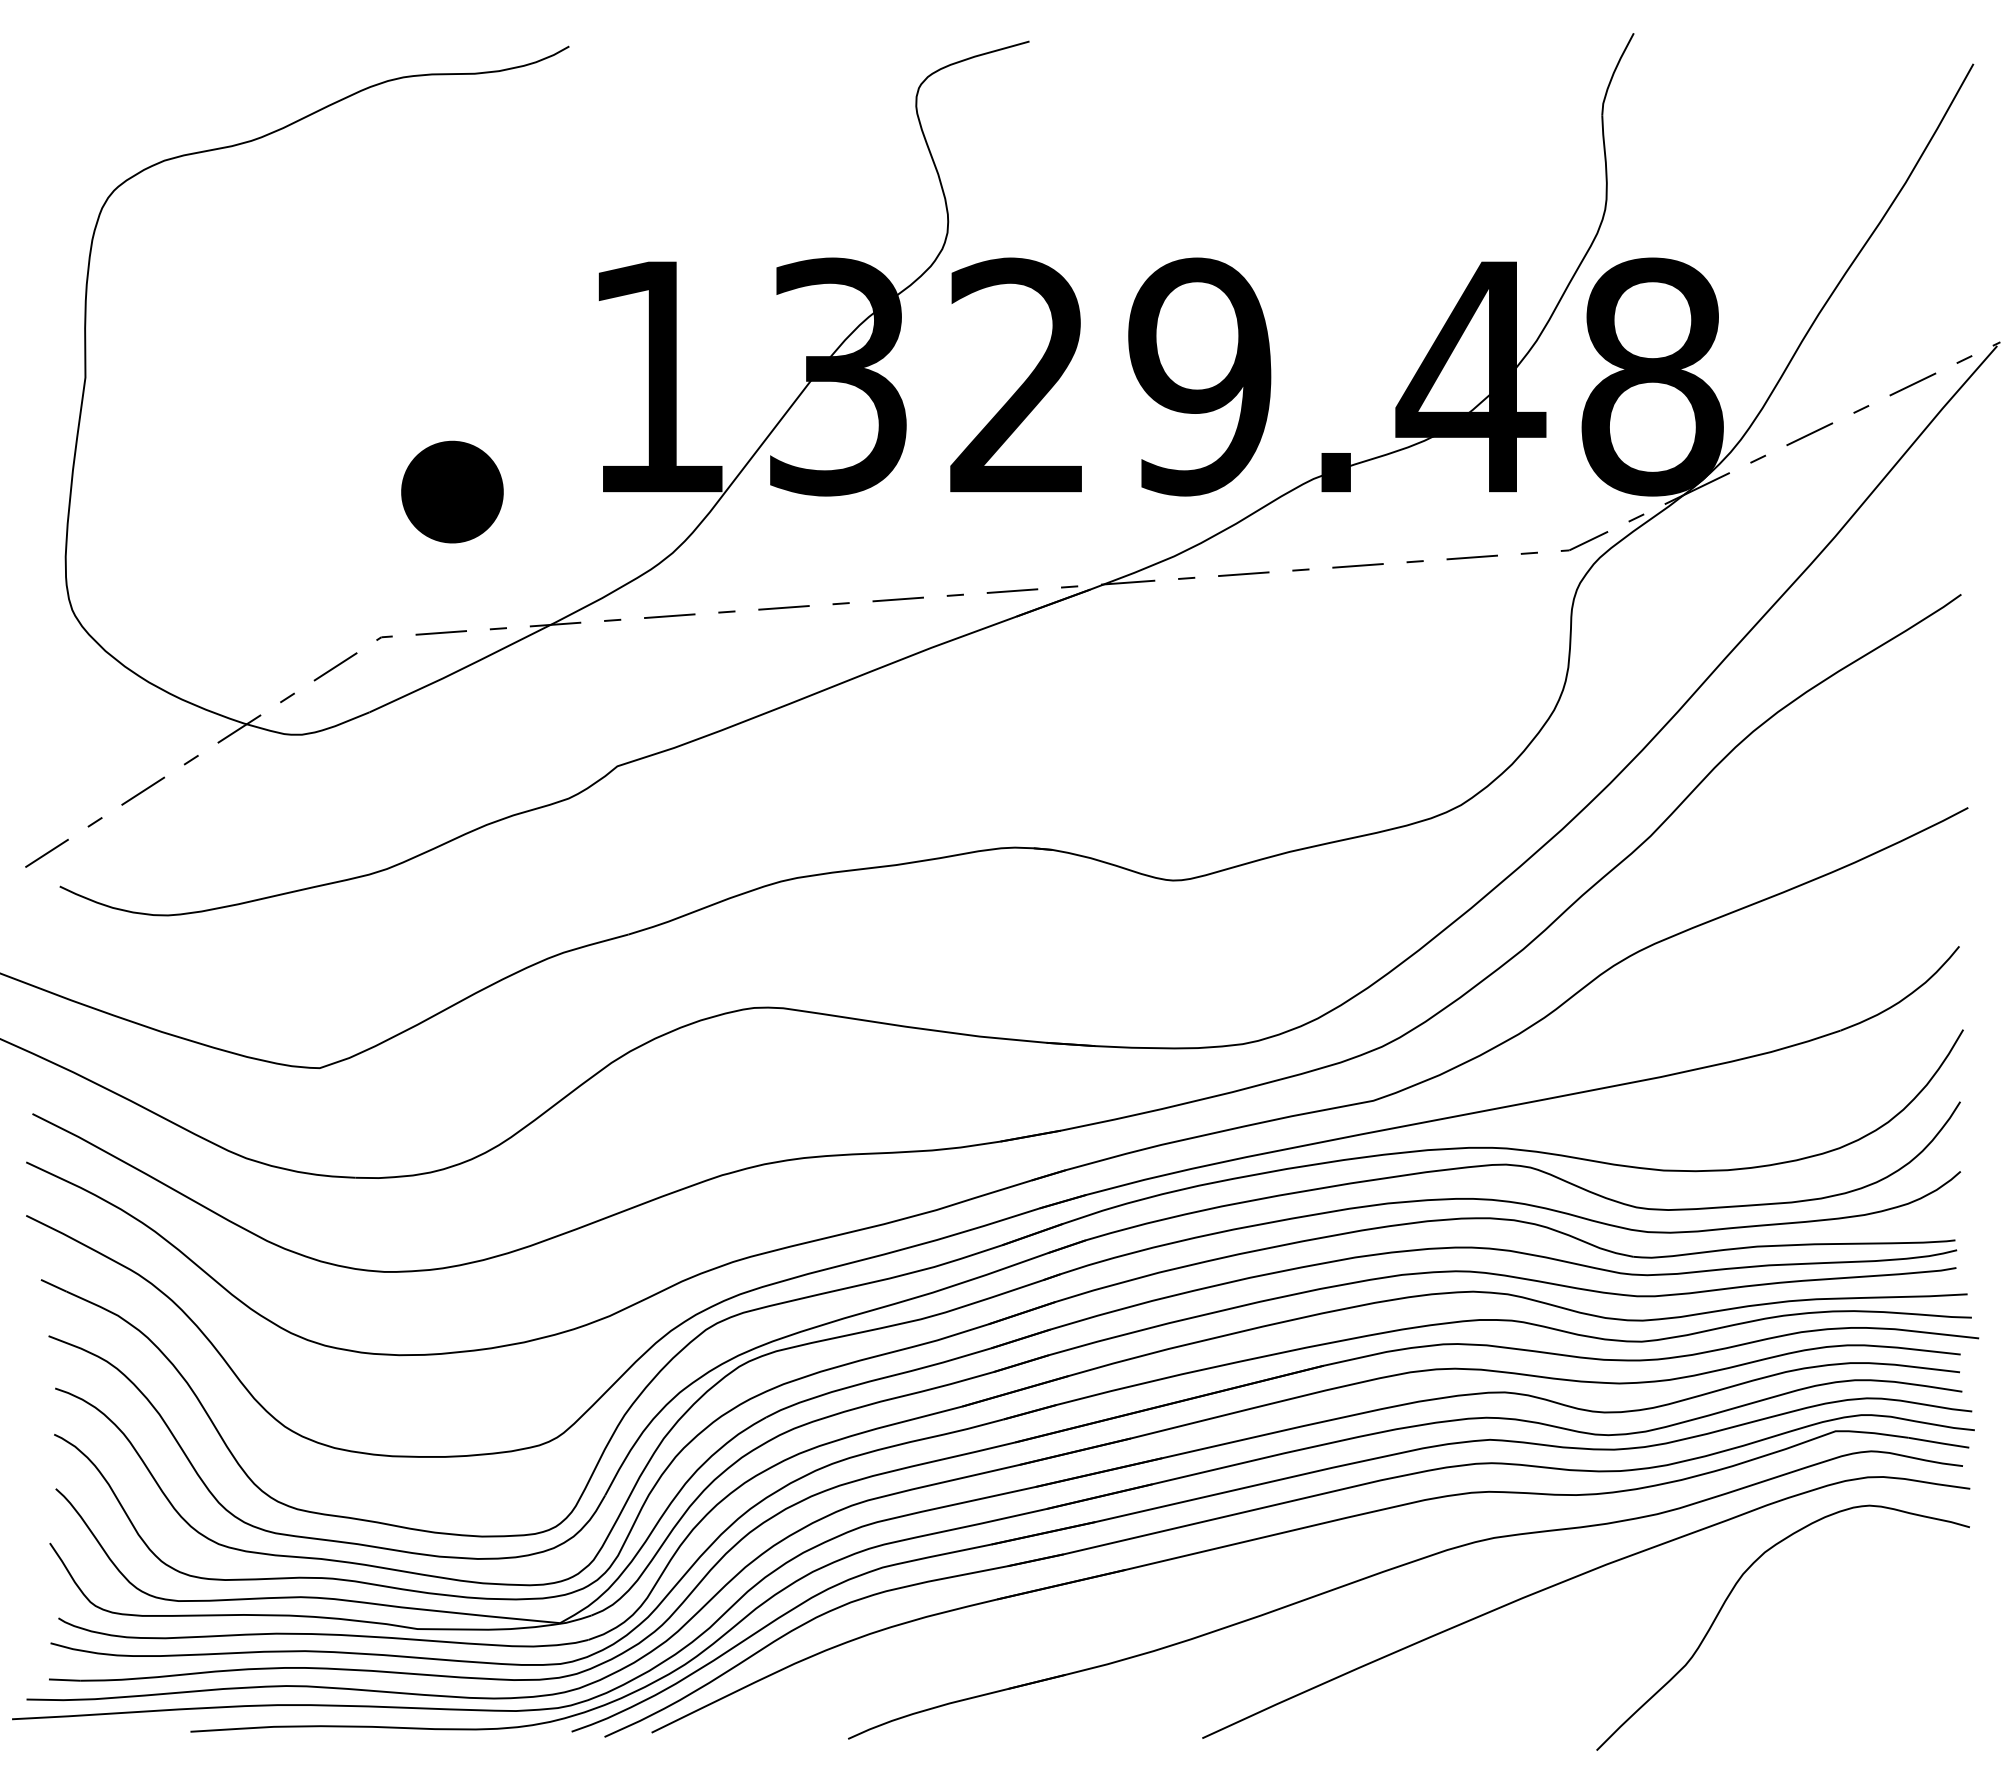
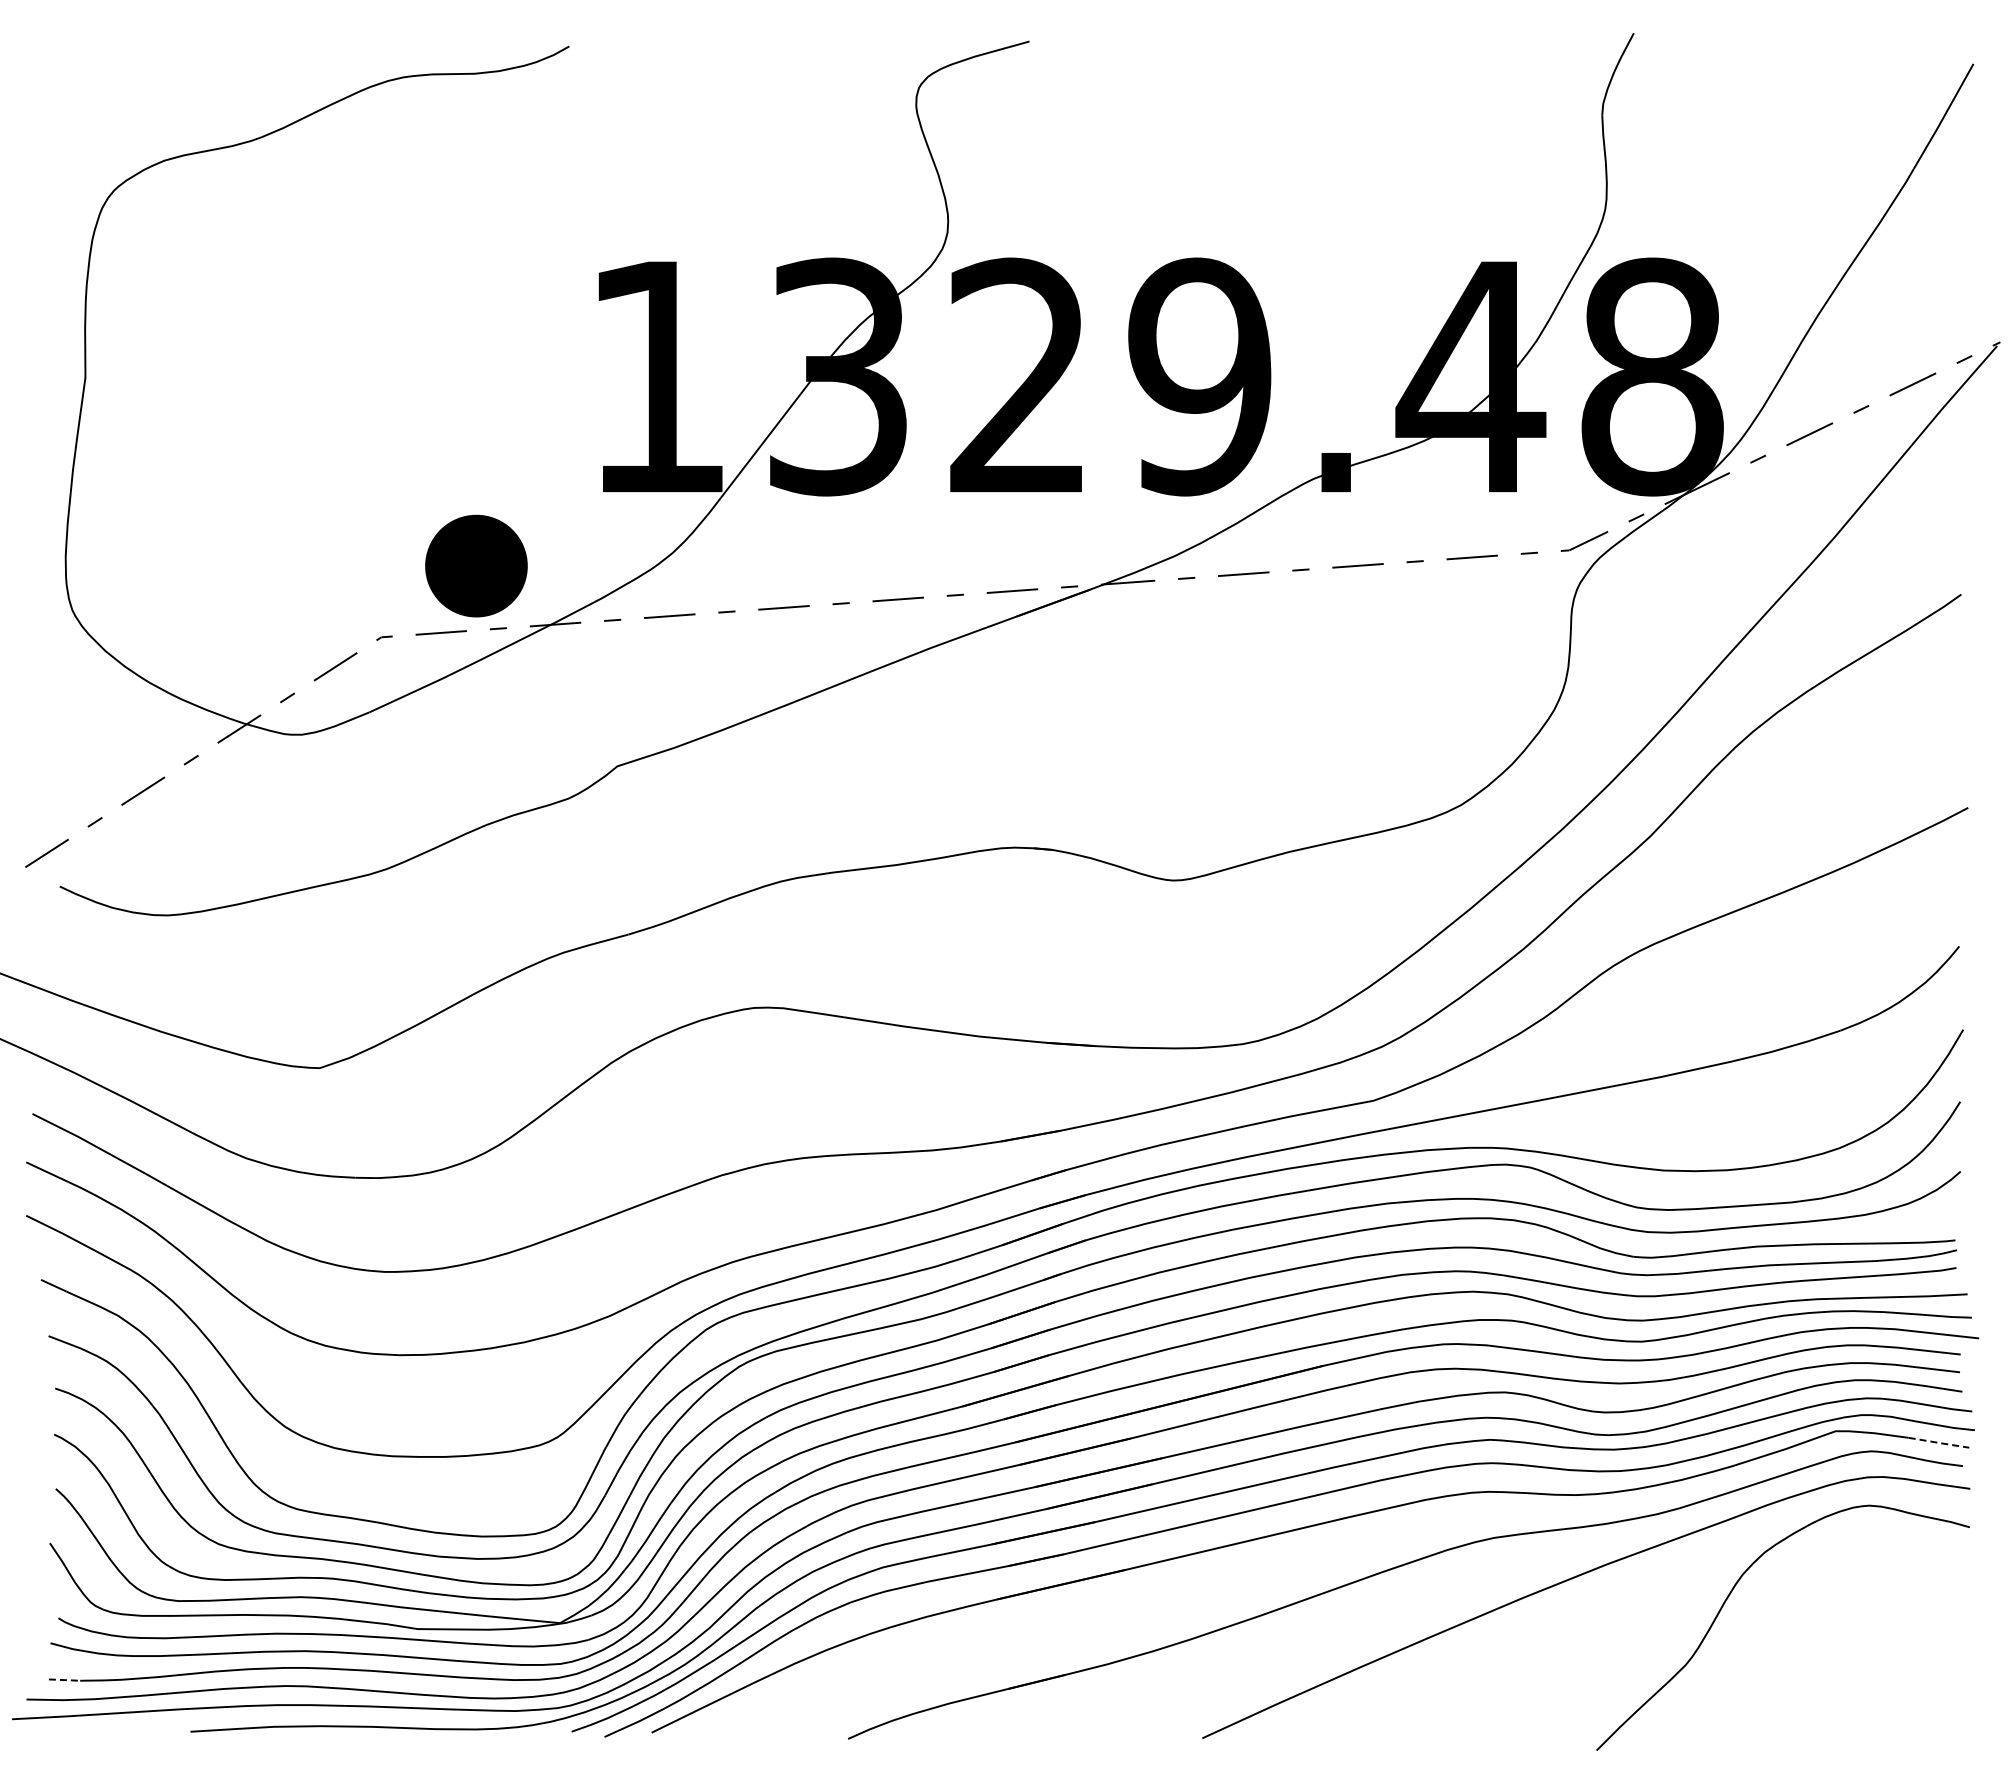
part position: (452, 491) -> (476, 565) (476, 565)
line: solid -> dashed (1940, 1443)
line: solid -> dashed (64, 1680)
